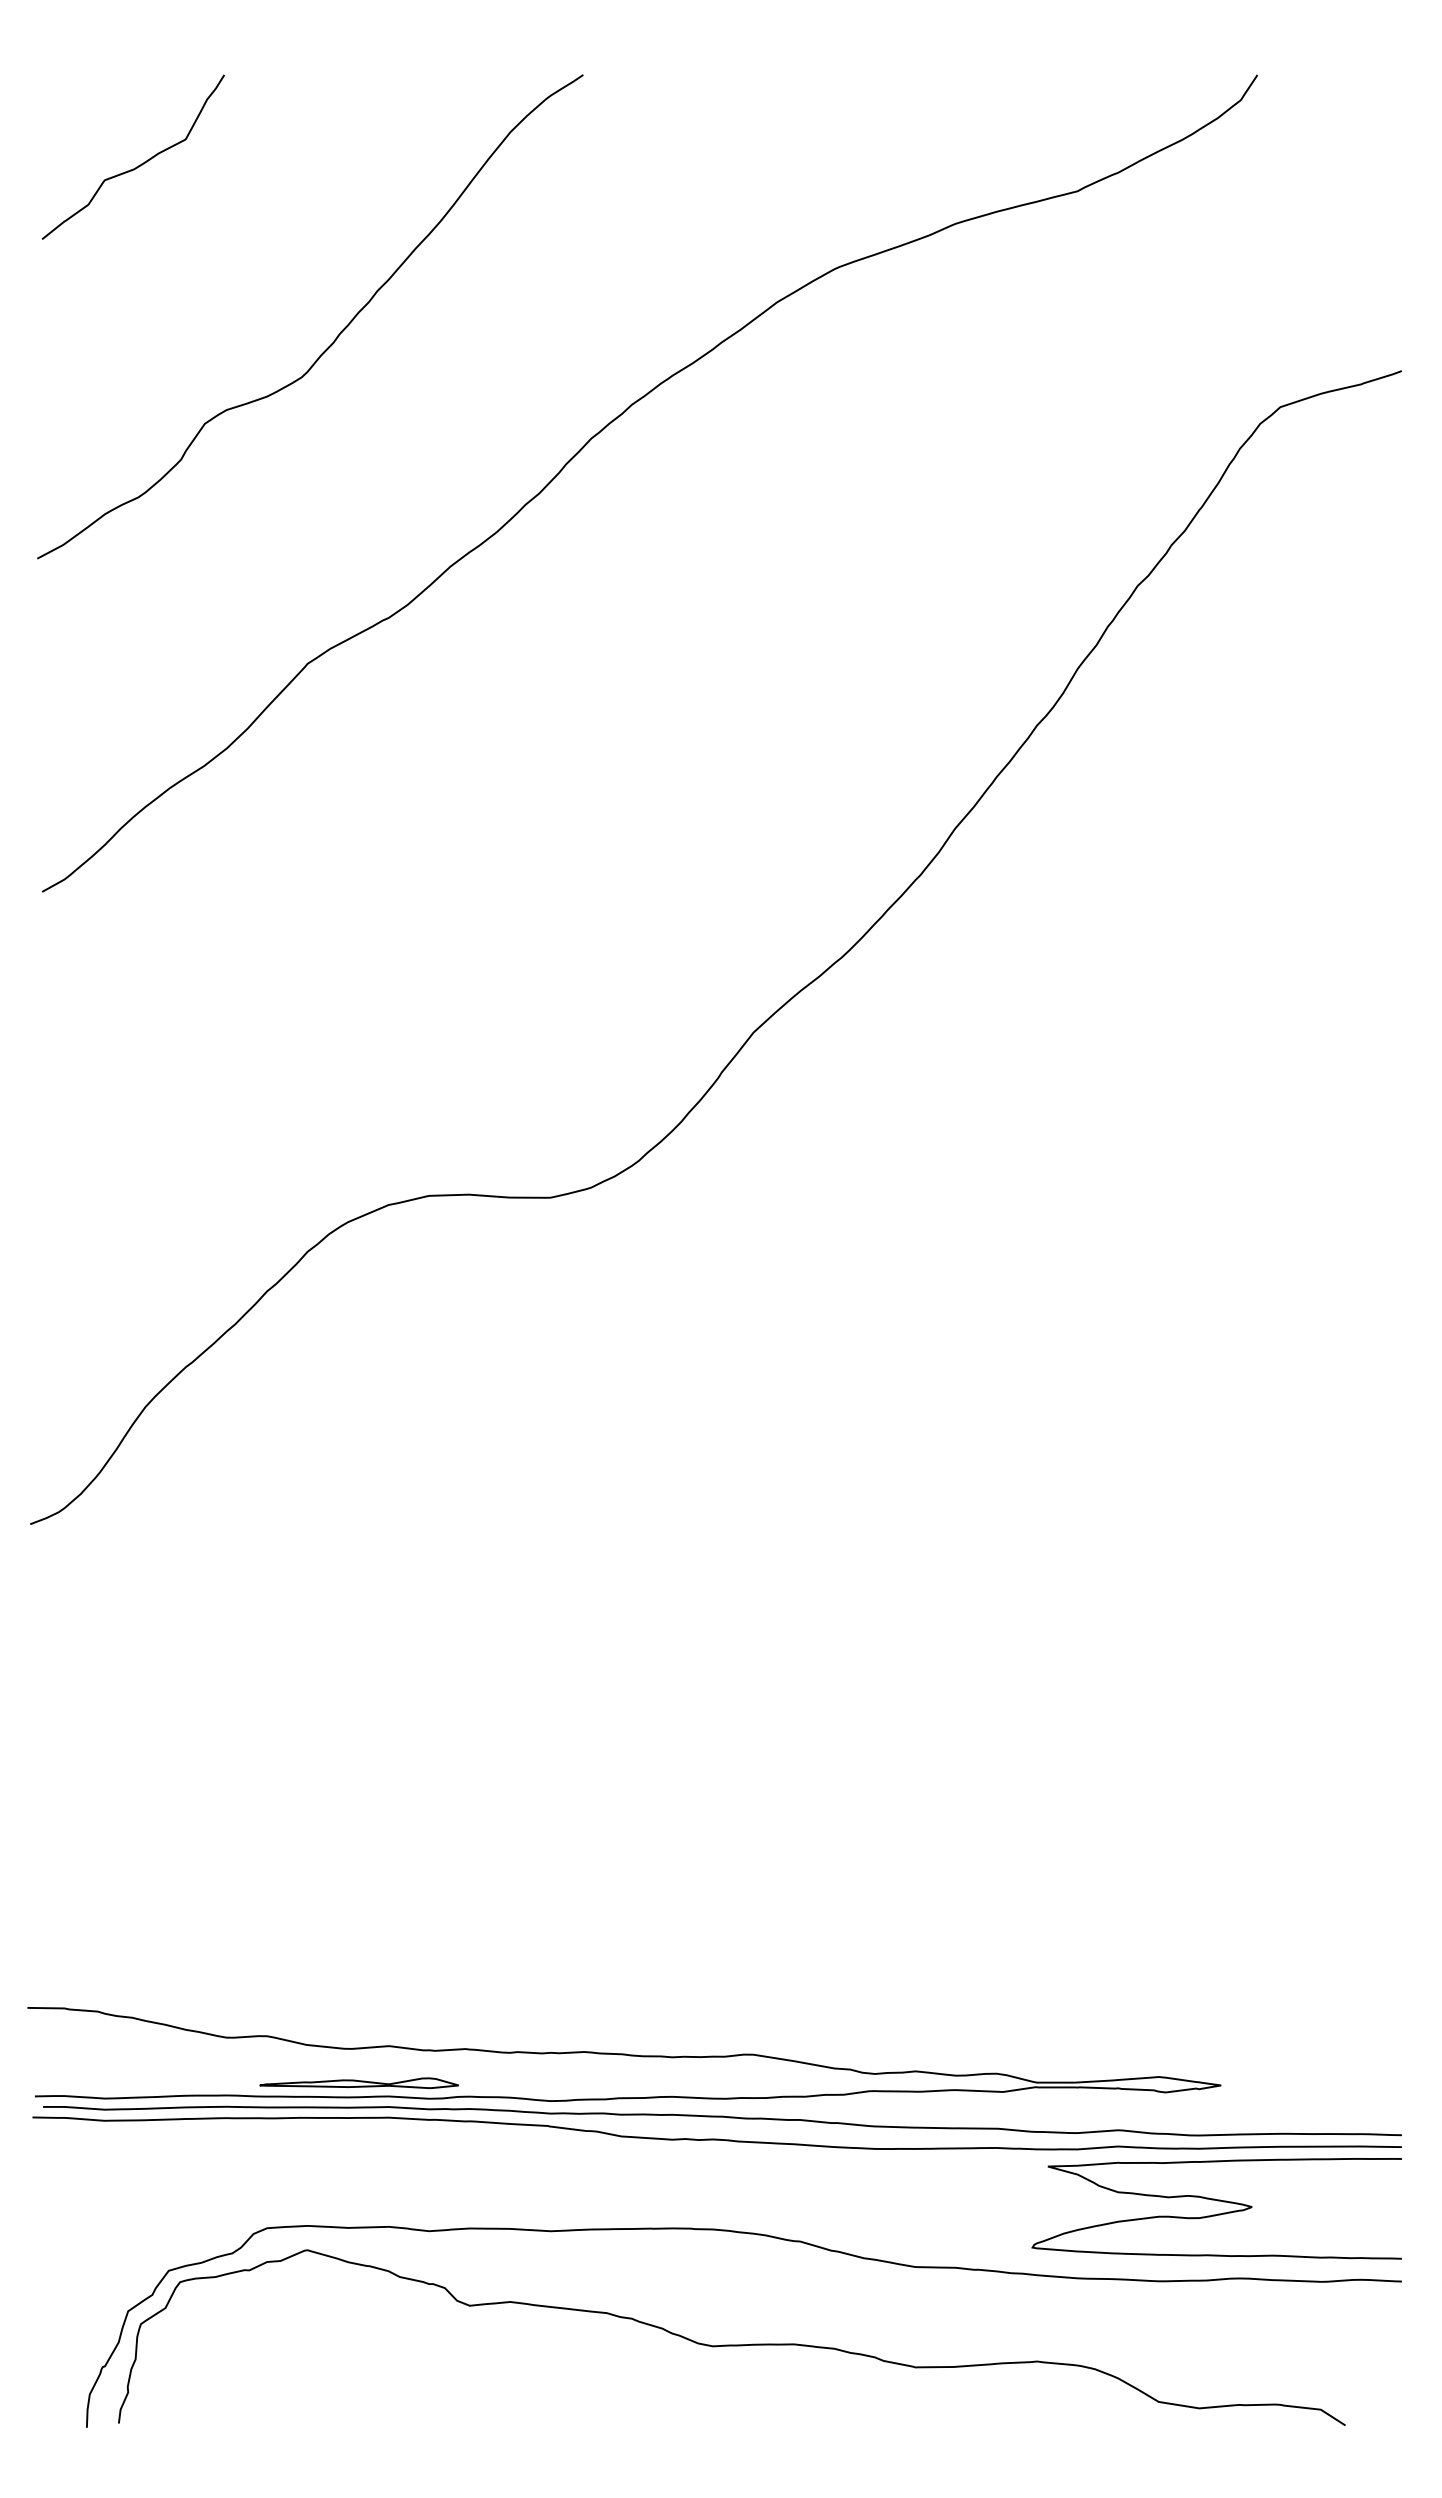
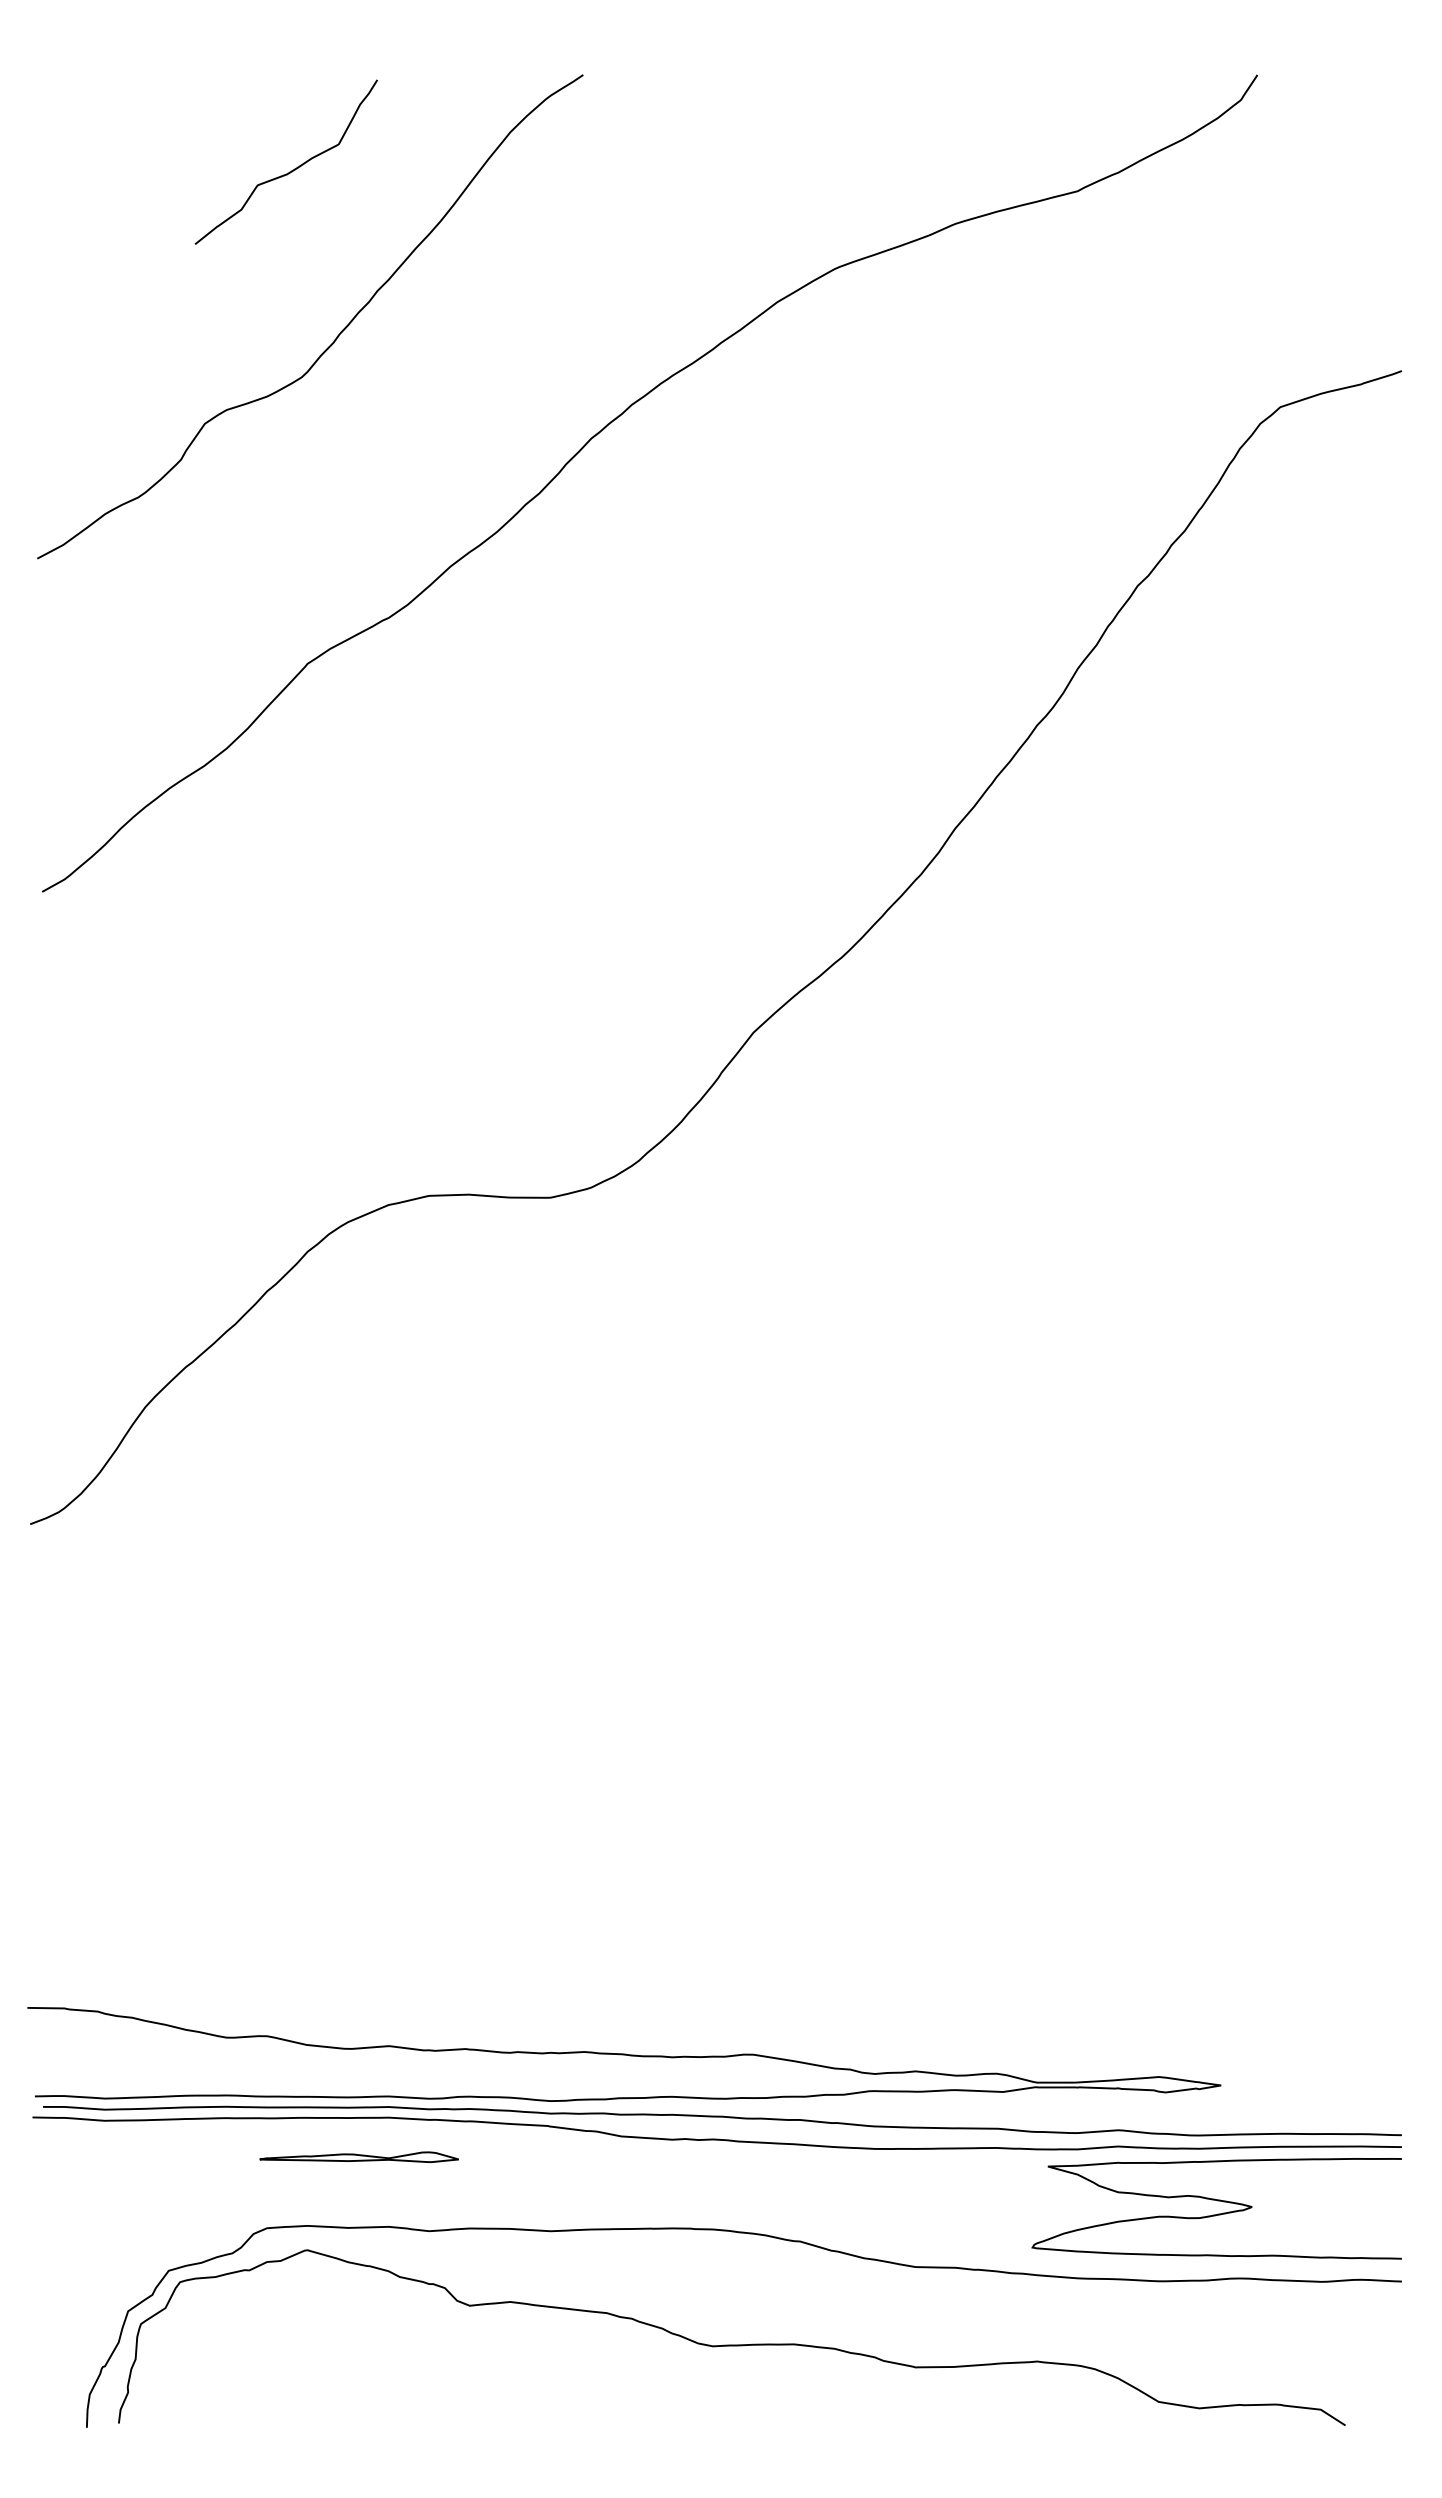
curve position: (139, 164) -> (292, 169) (292, 169)
part position: (358, 2082) -> (358, 2156) (358, 2156)
